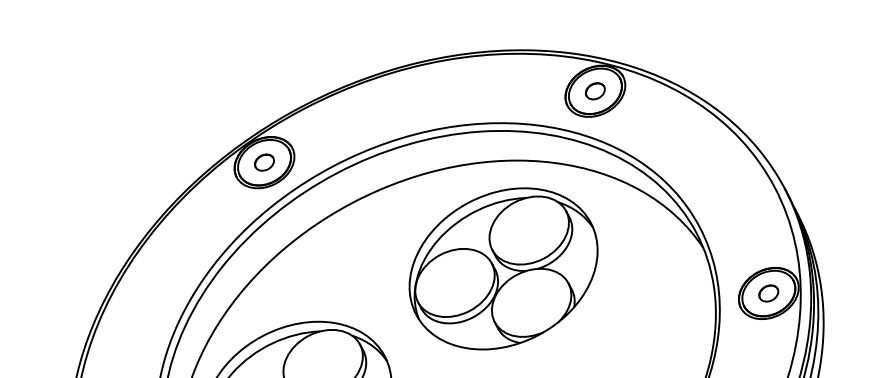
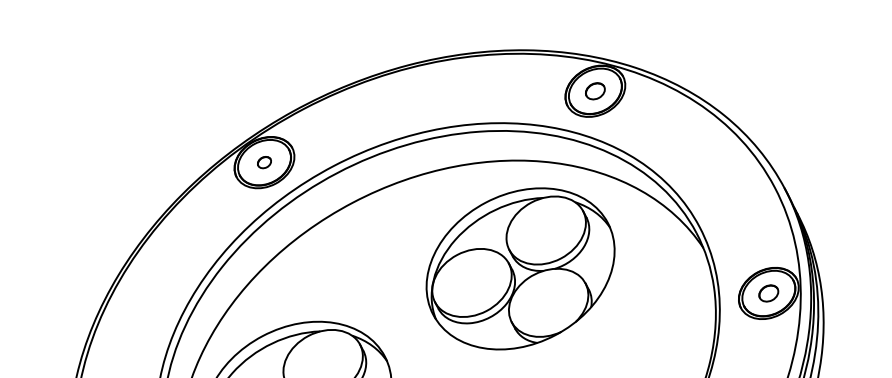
part size: 21x19 px -> 15x14 px (264, 162)
part position: (503, 268) -> (520, 268) (520, 268)
